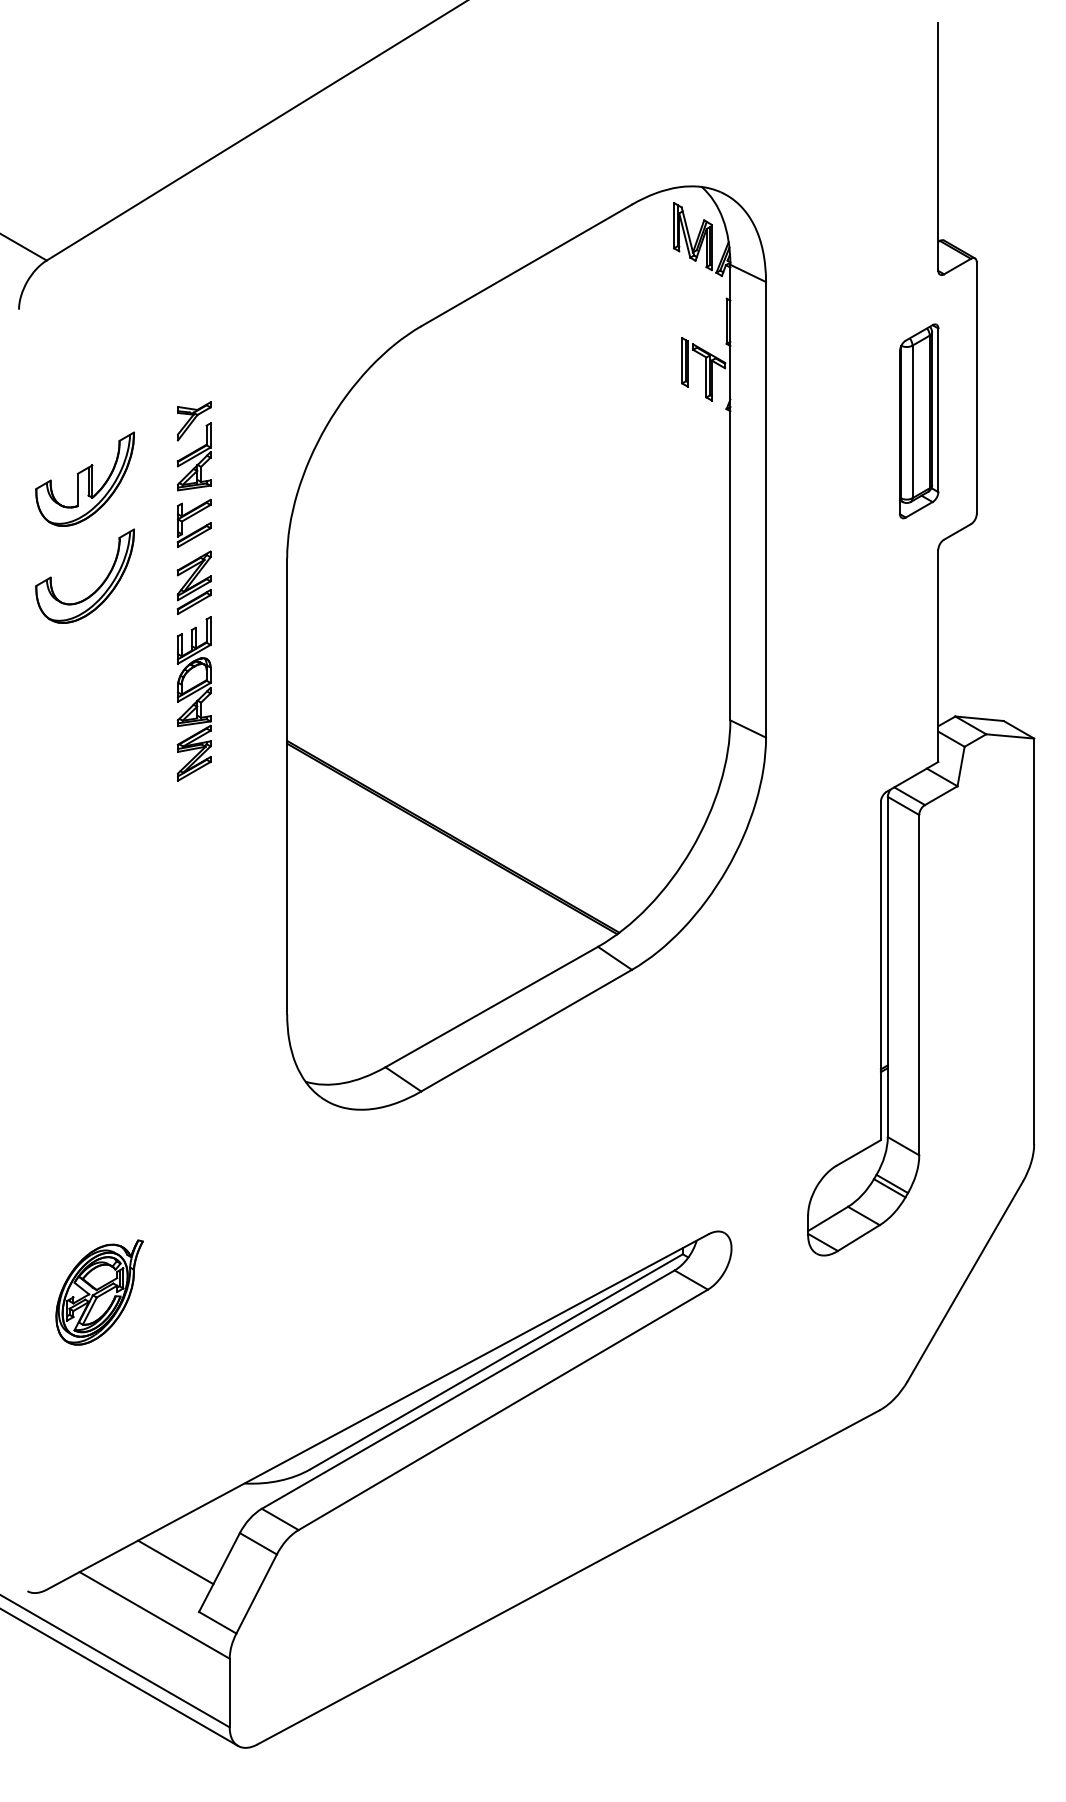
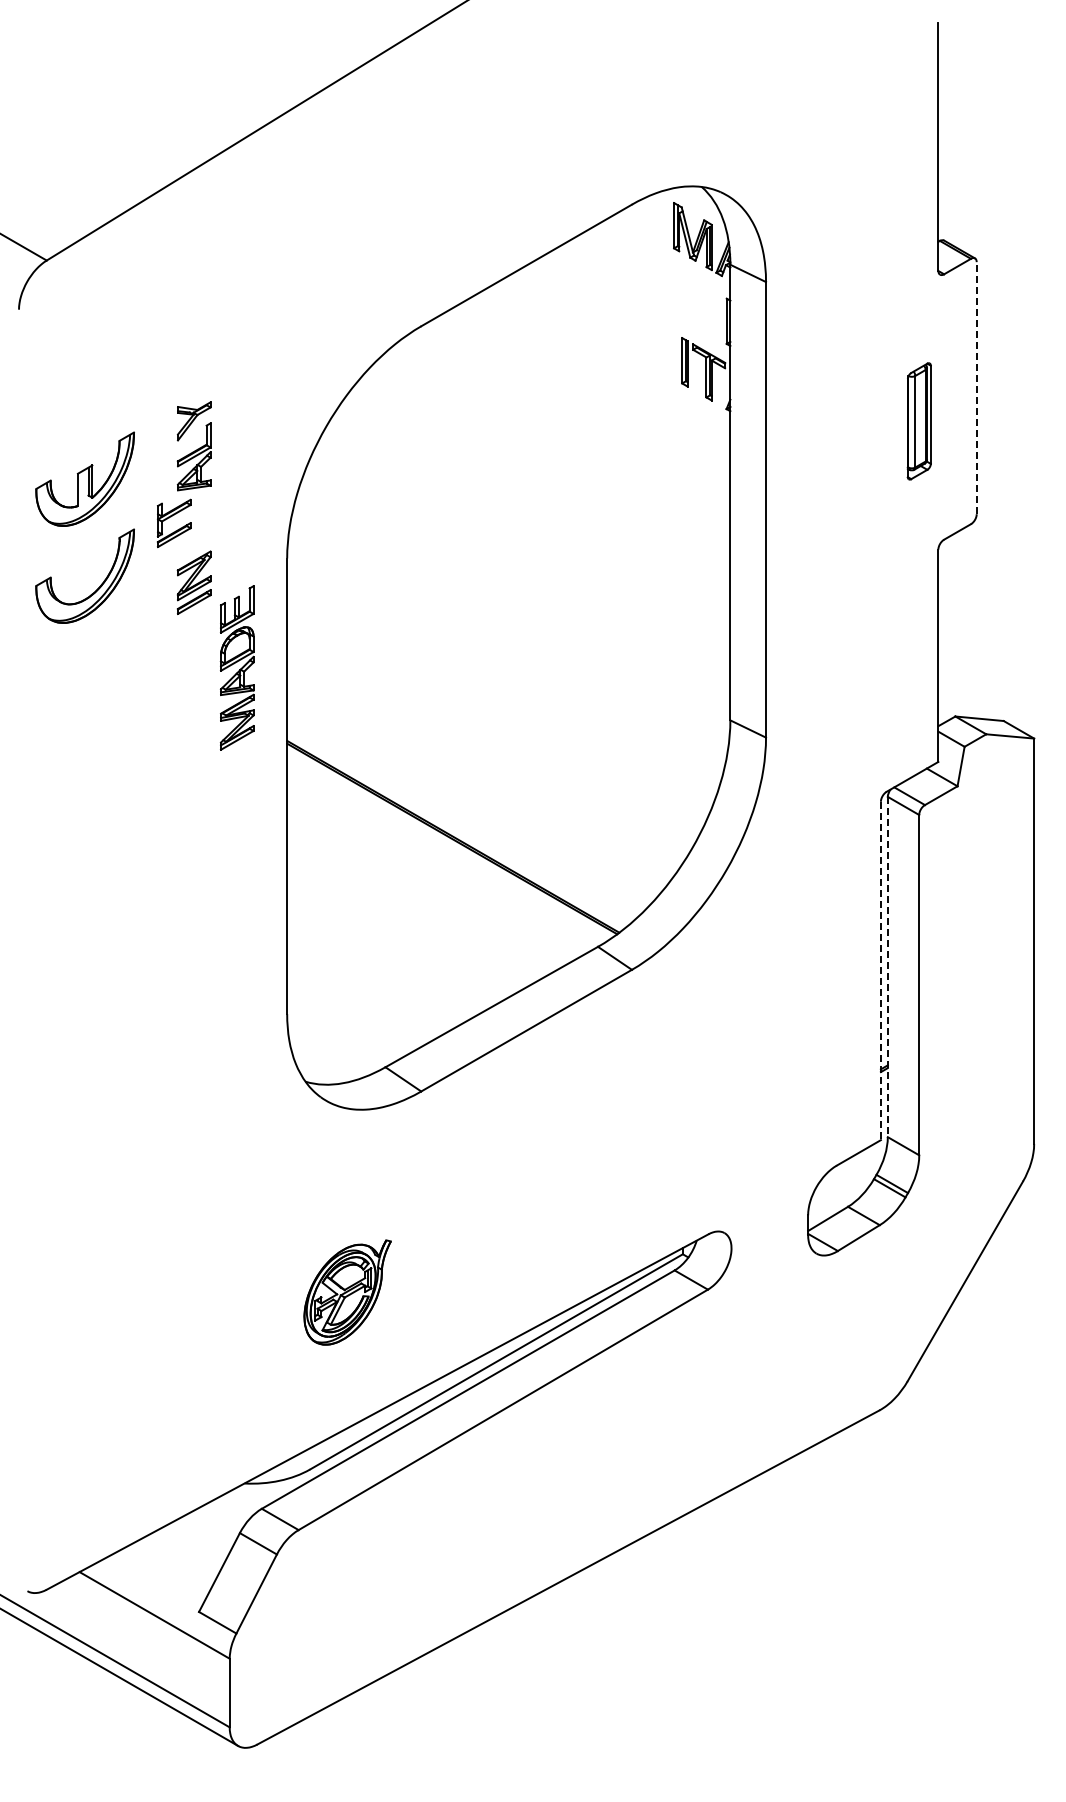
line: solid -> dashed (976, 387)
part size: 41x197 px -> 26x119 px (918, 421)
part position: (191, 517) -> (171, 517) (171, 517)
part position: (193, 698) -> (236, 667) (236, 667)
line: solid -> dashed (887, 967)
line: solid -> dashed (880, 971)
part position: (99, 1292) -> (347, 1292) (347, 1292)
line: present -> none (175, 1562)
